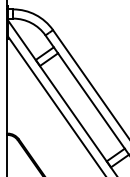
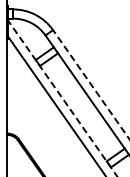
line: solid -> dashed (91, 84)
line: solid -> dashed (62, 97)
